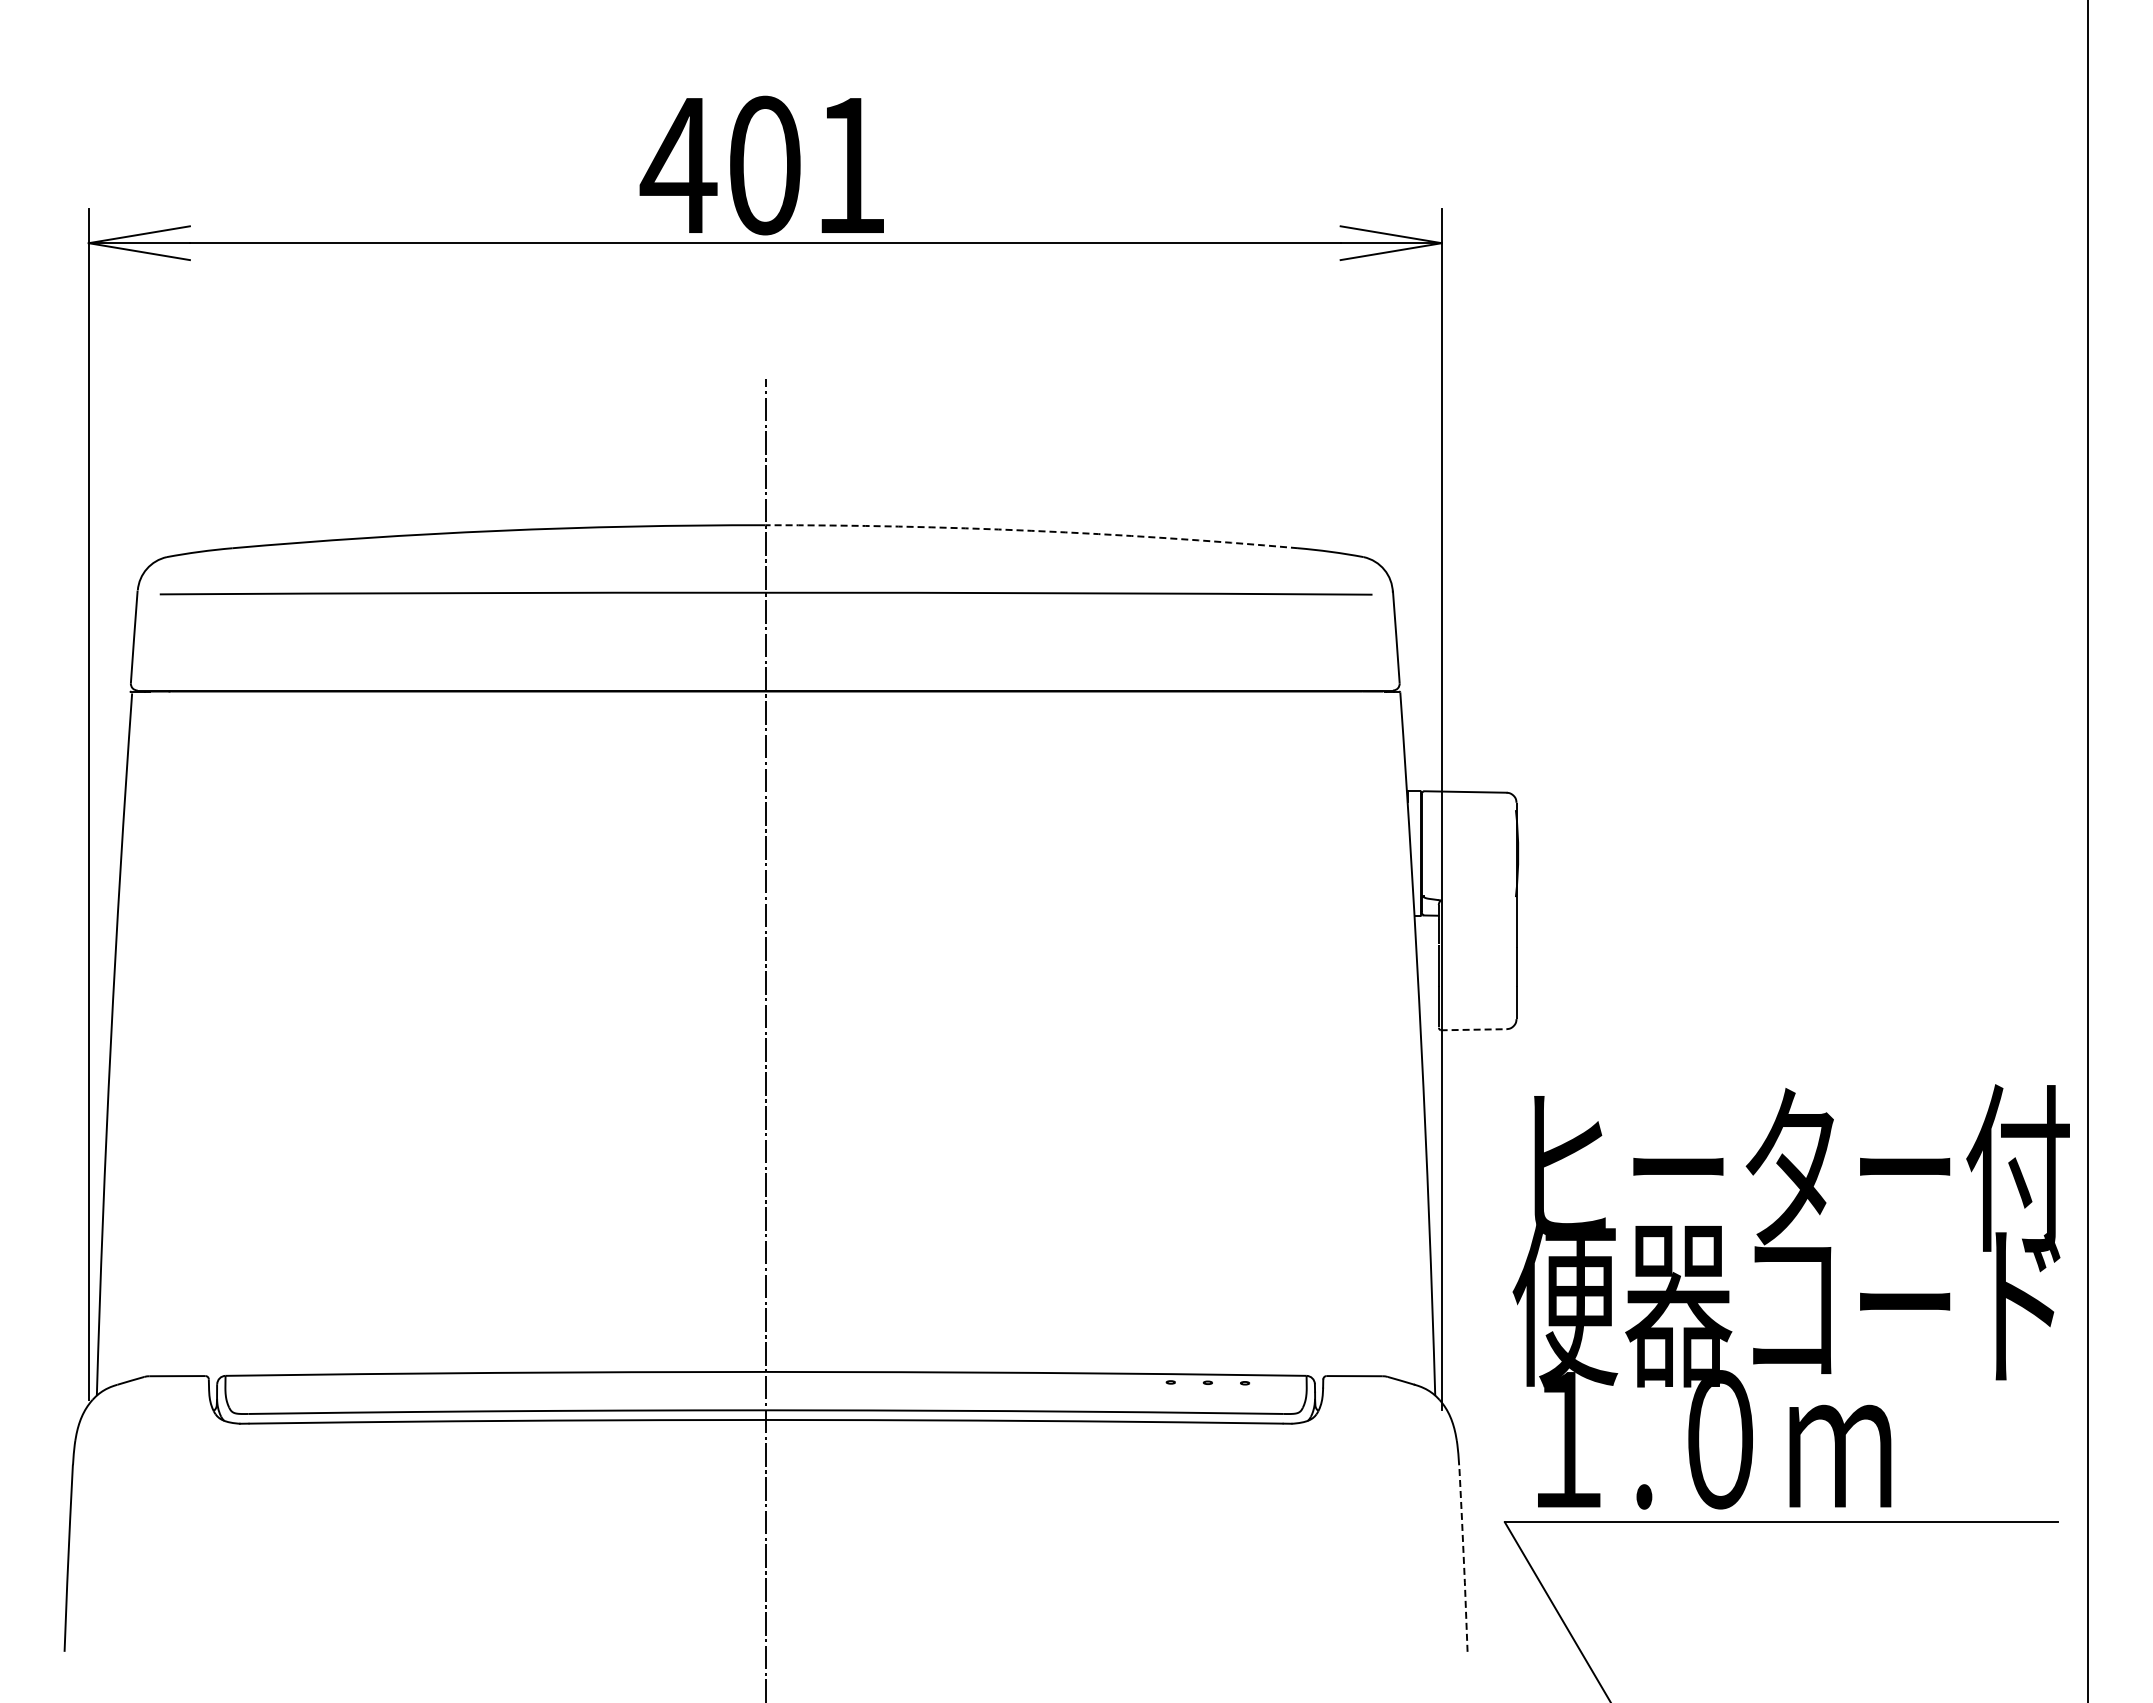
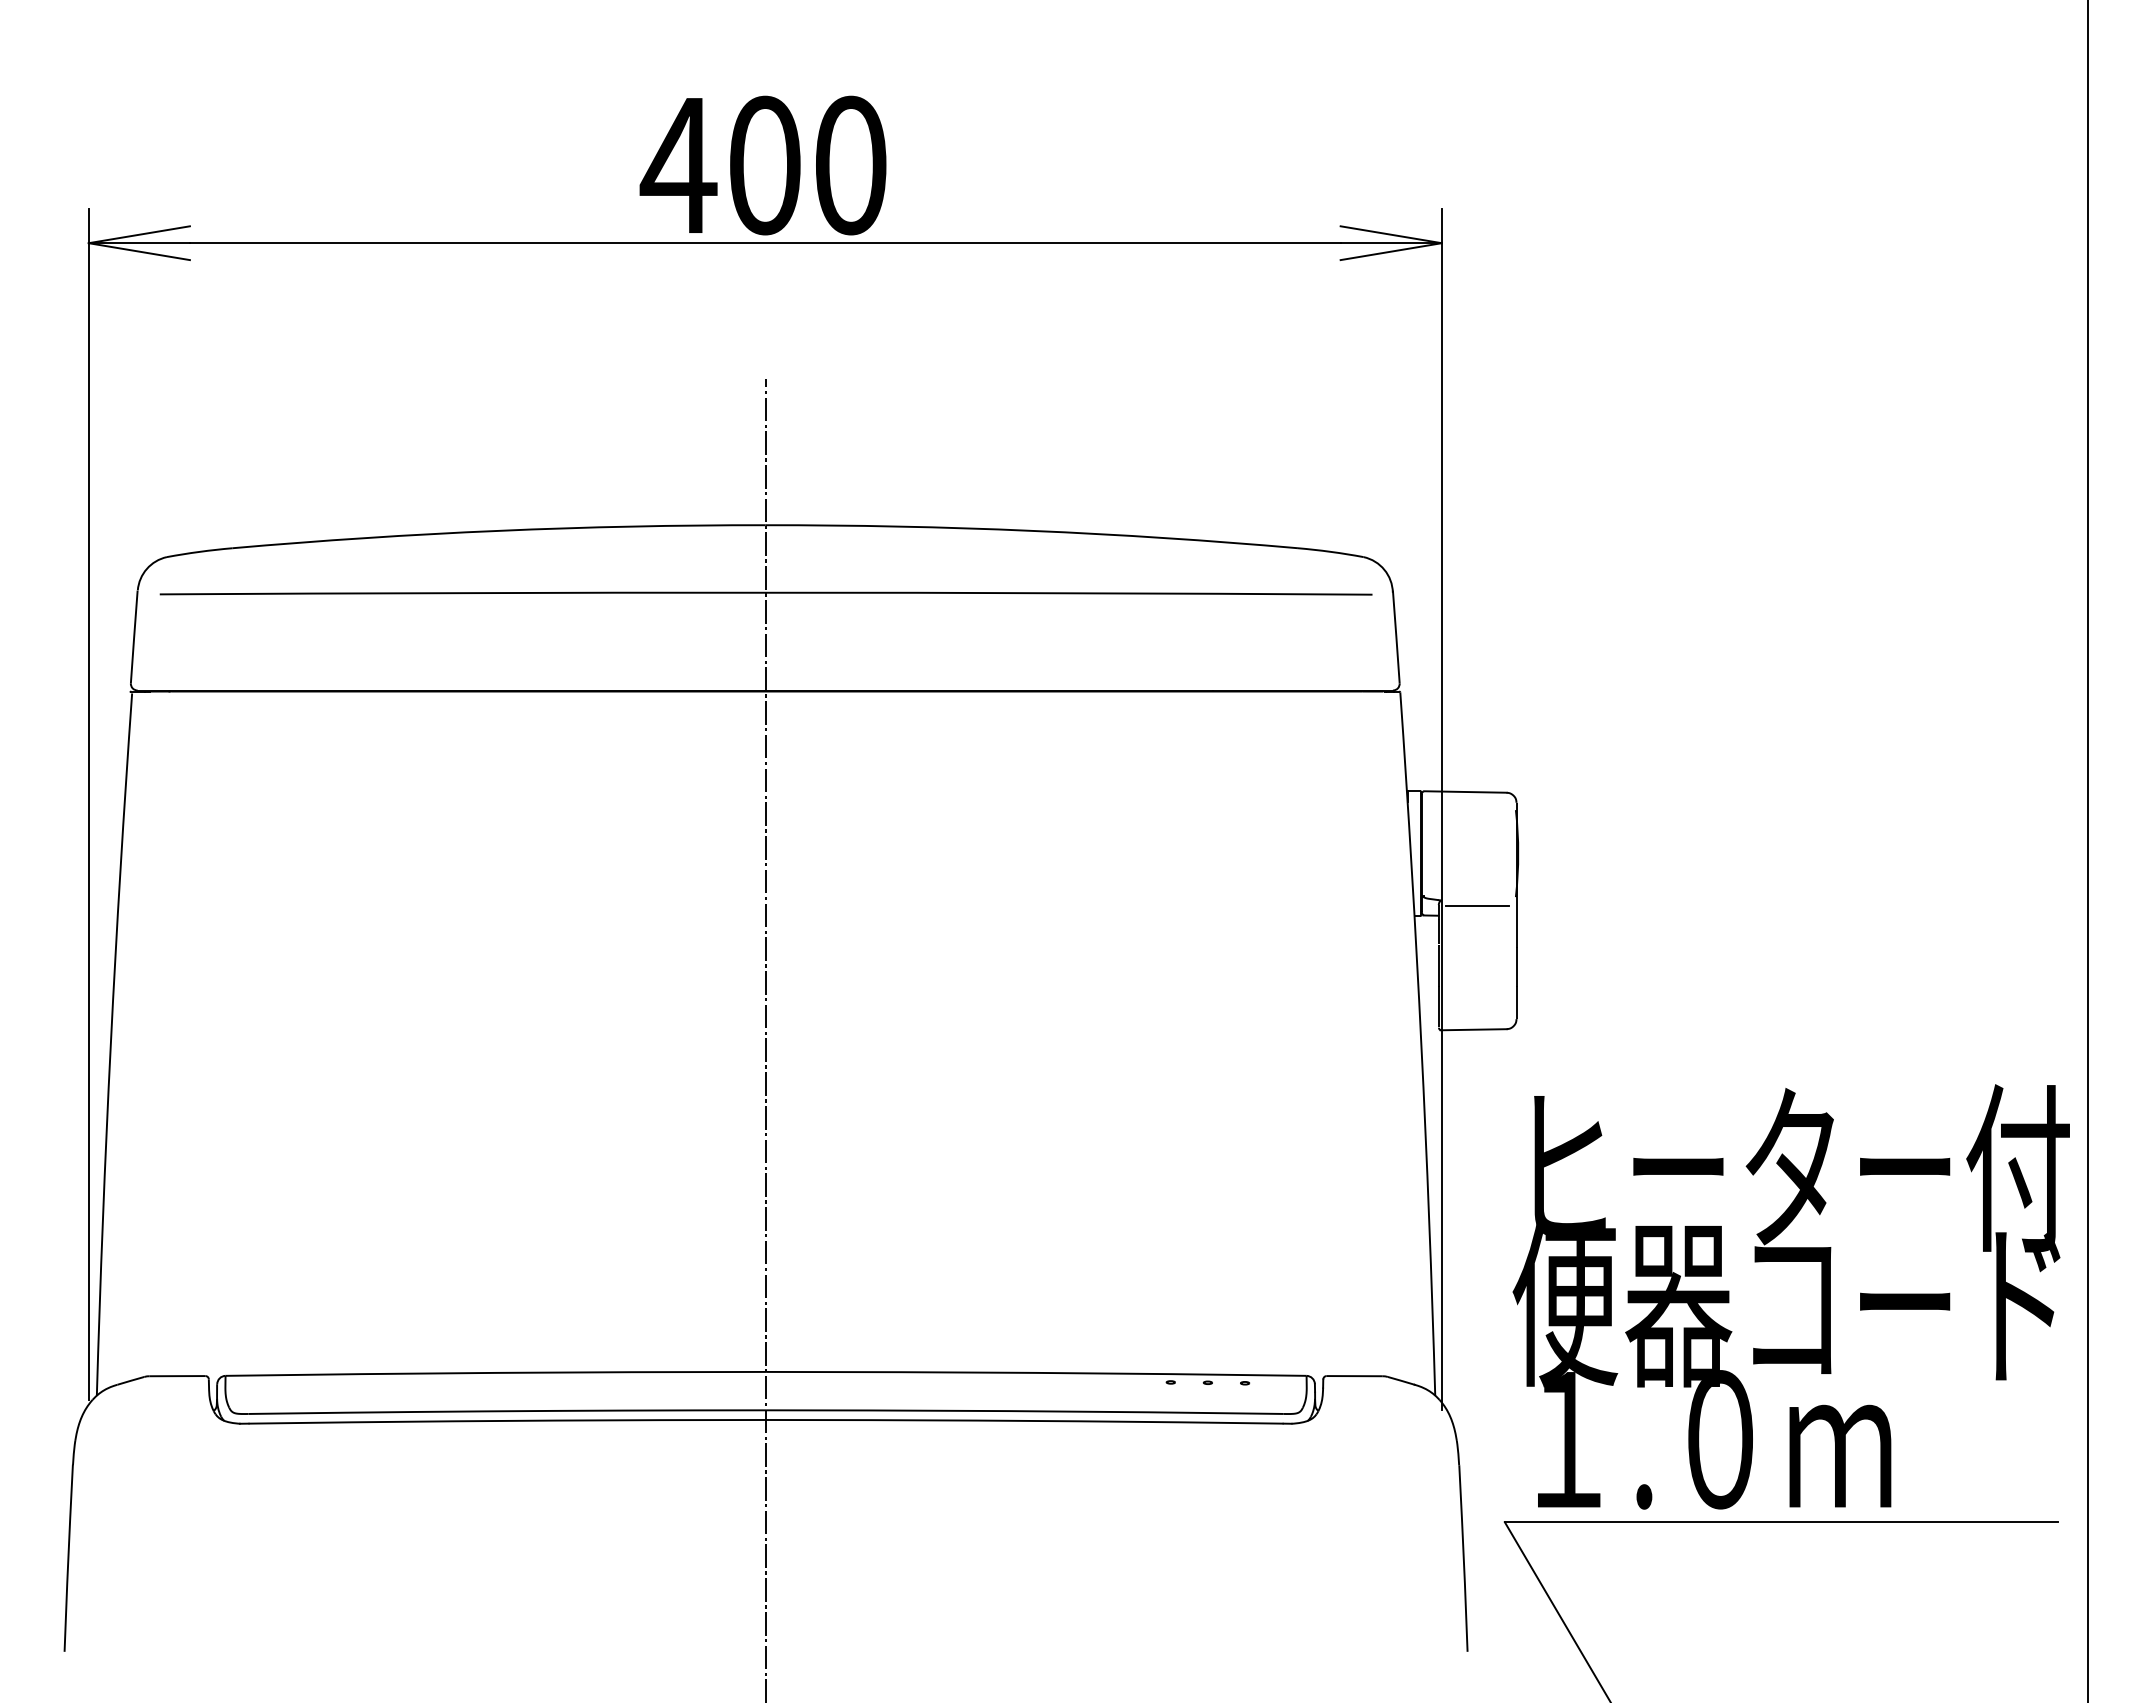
text: 401 -> 400 (851, 165)
arc: dashed -> solid (1031, 530)
line: none -> present (1477, 905)
line: dashed -> solid (1474, 1029)
line: dashed -> solid (1463, 1557)
